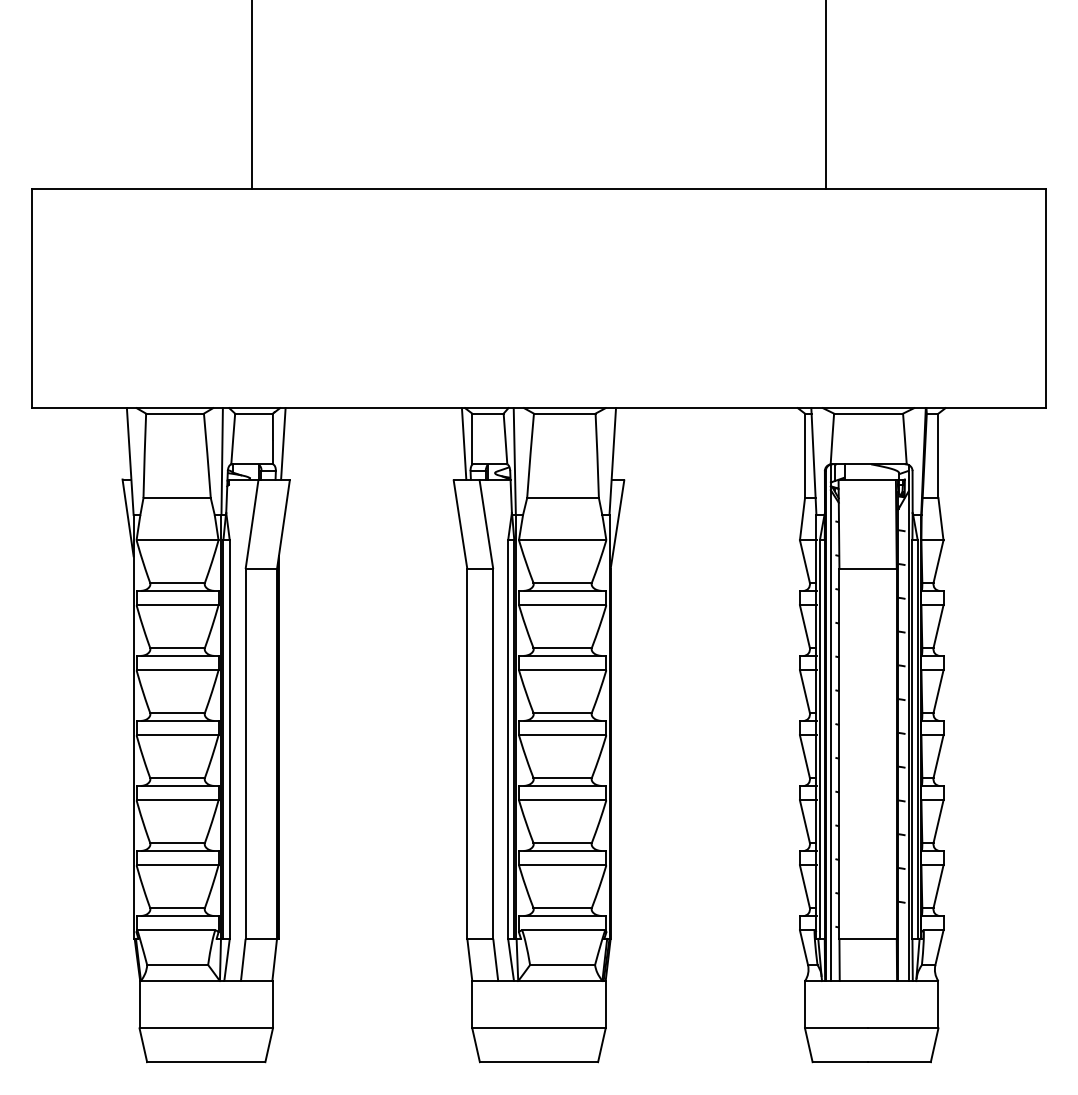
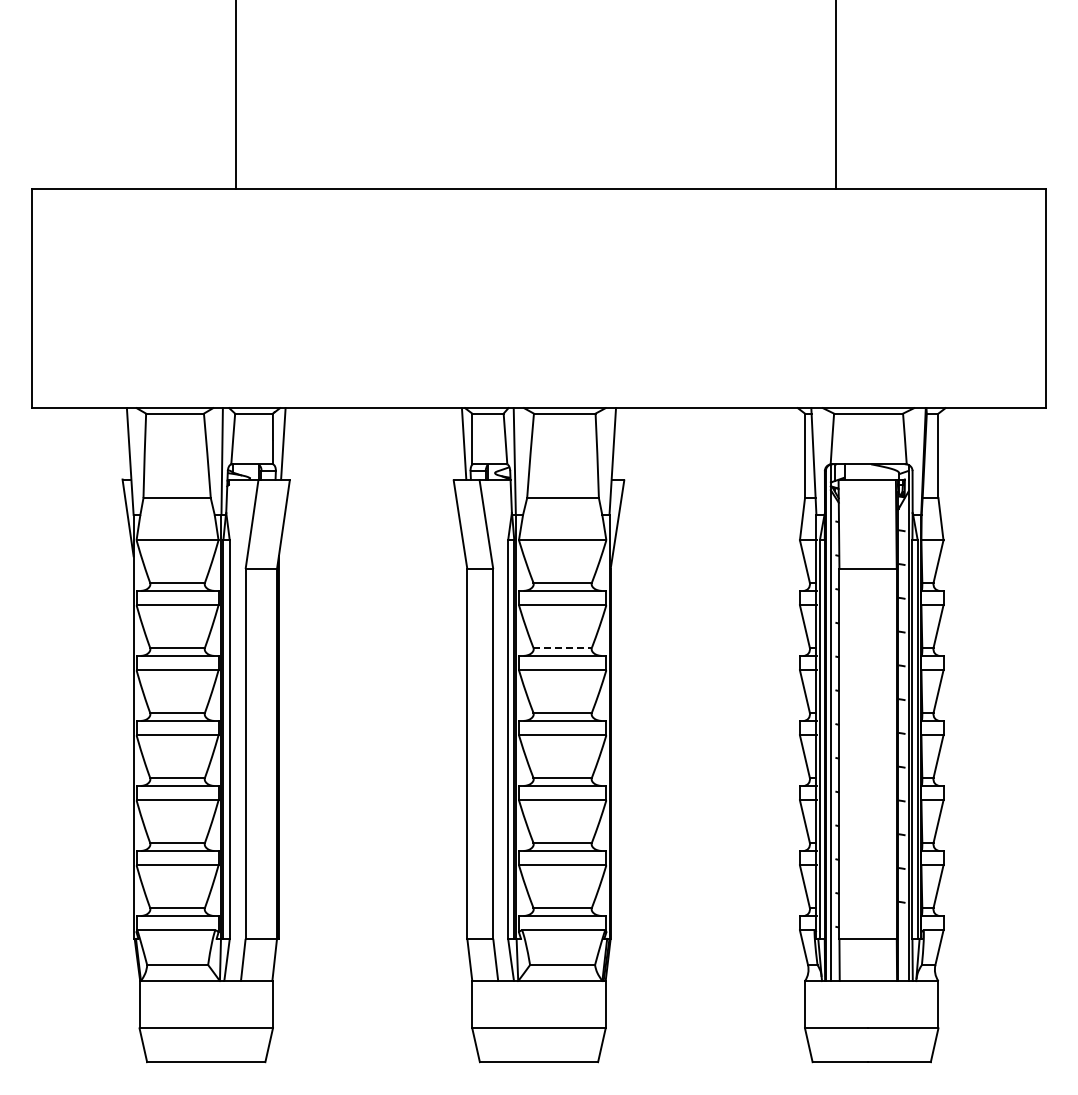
line position: (251, 95) -> (235, 95) (235, 95)
line position: (826, 95) -> (836, 95) (836, 95)
line: solid -> dashed (563, 647)
